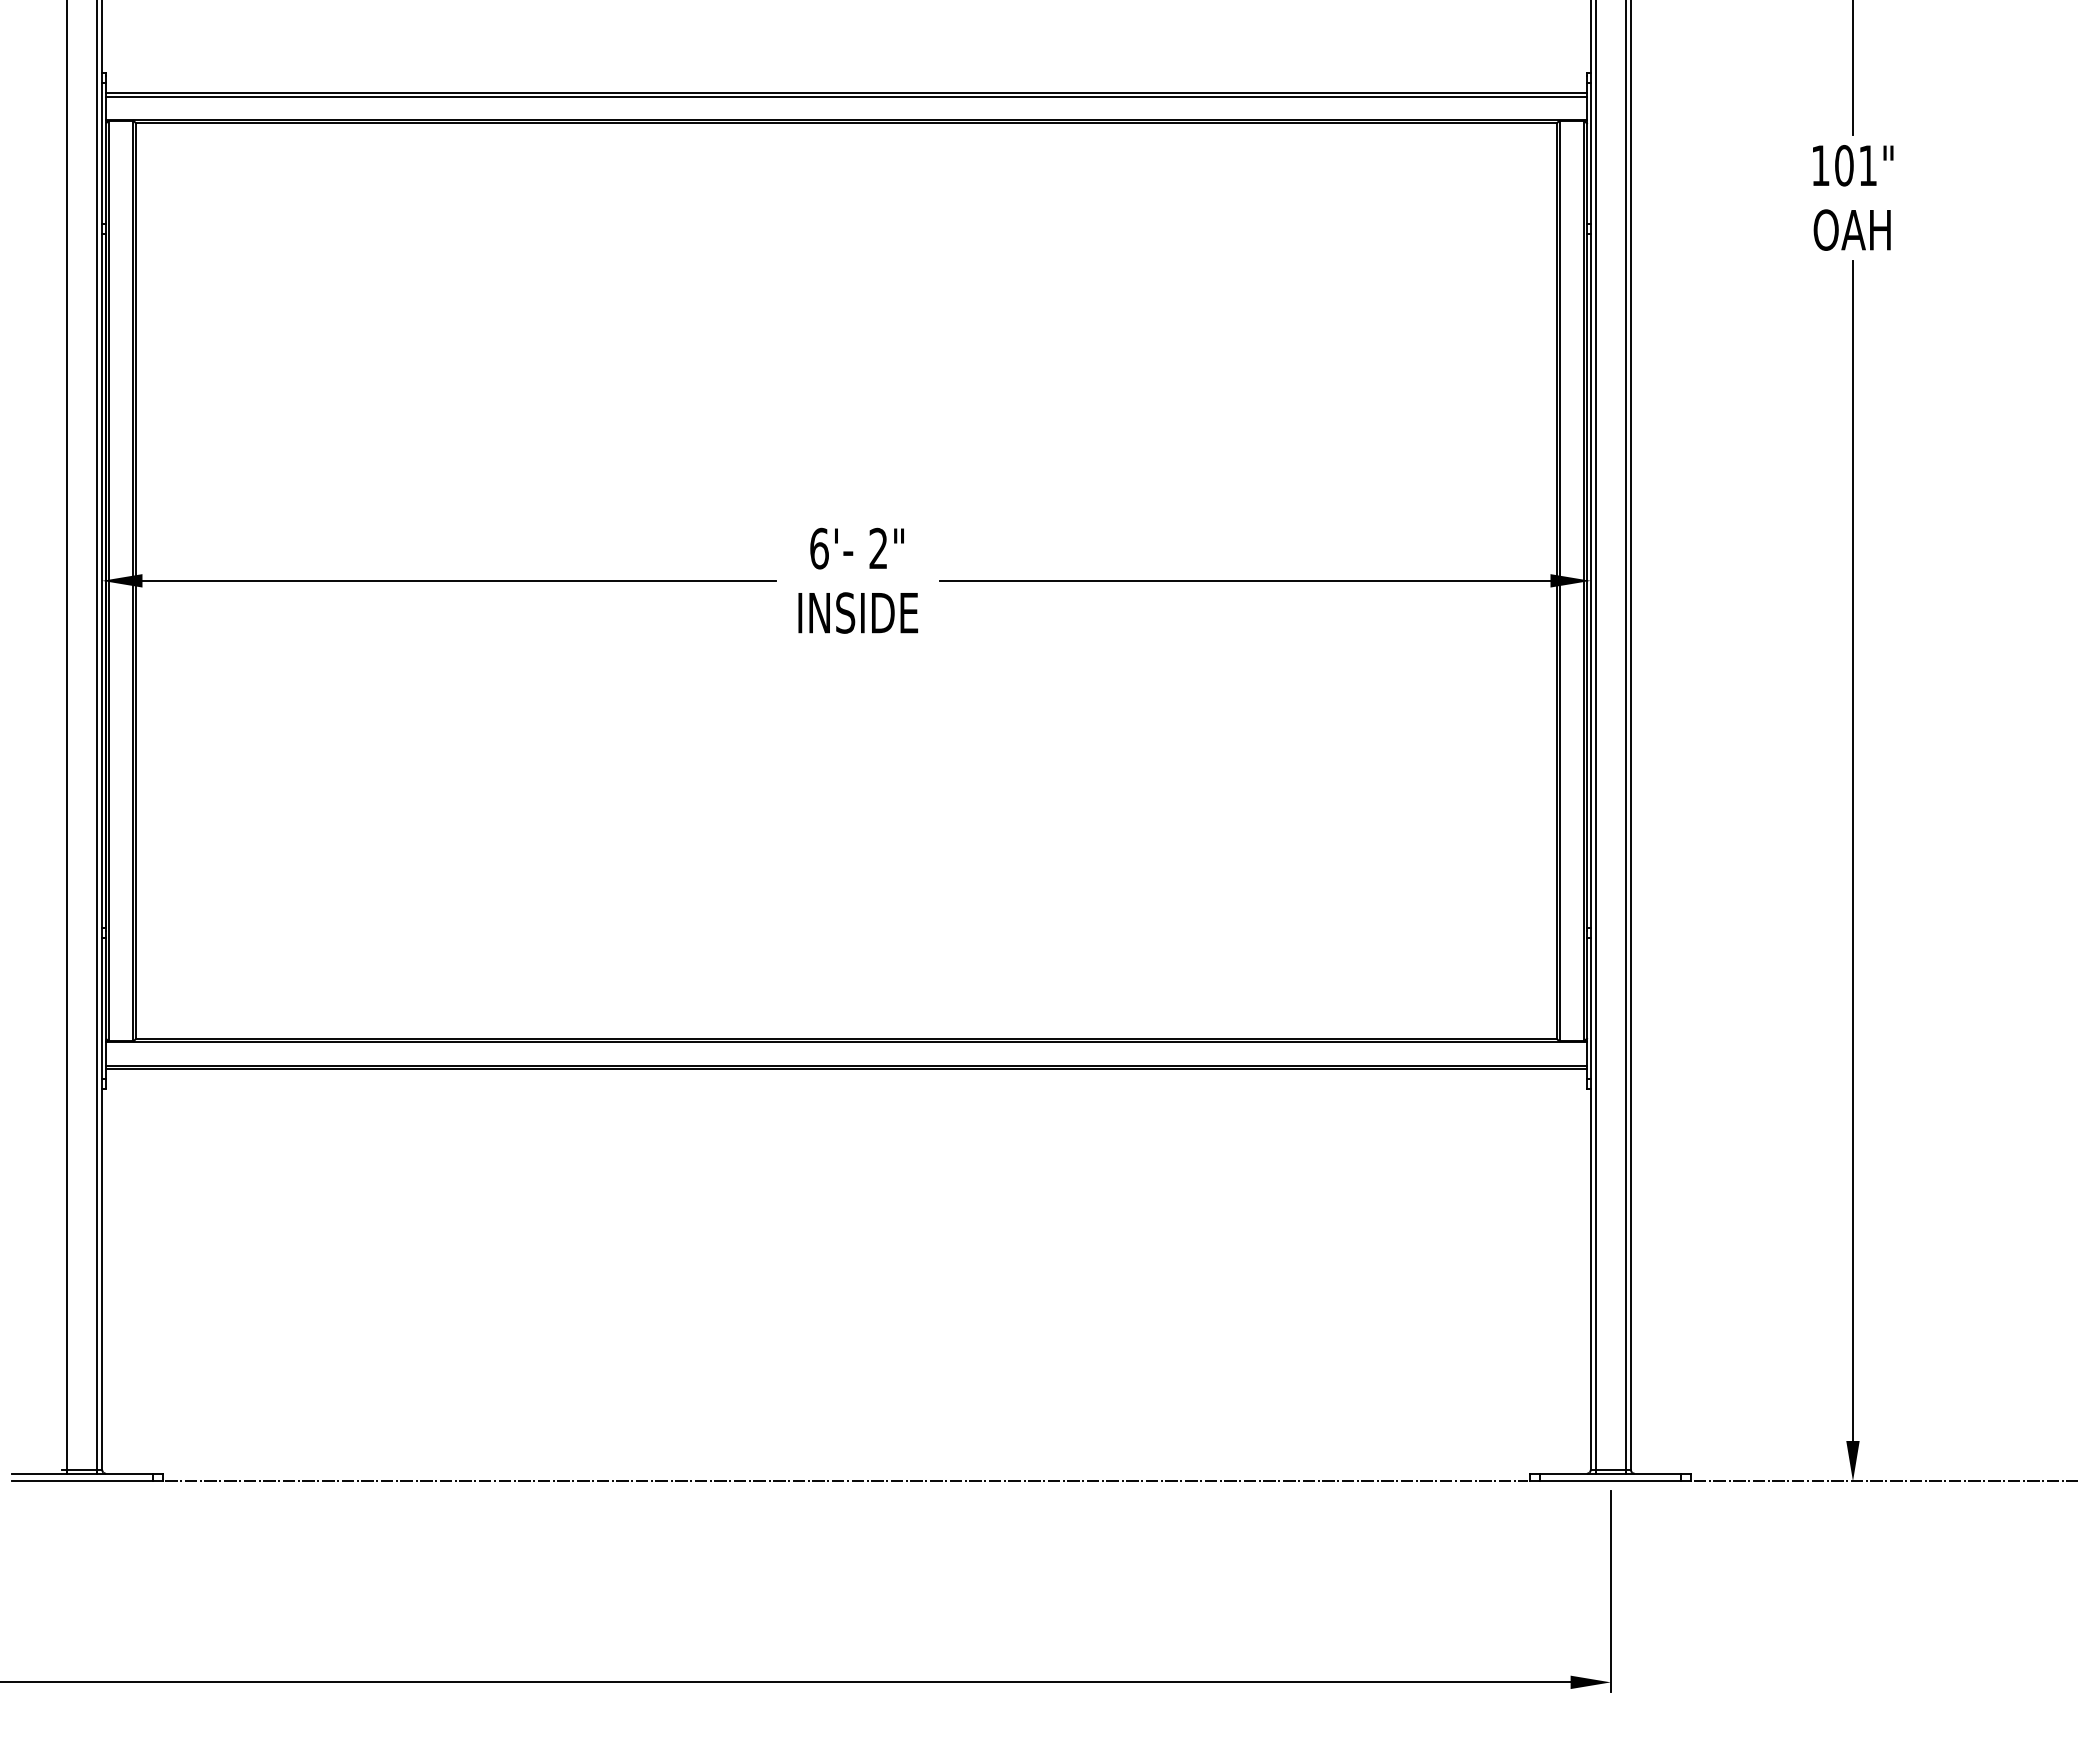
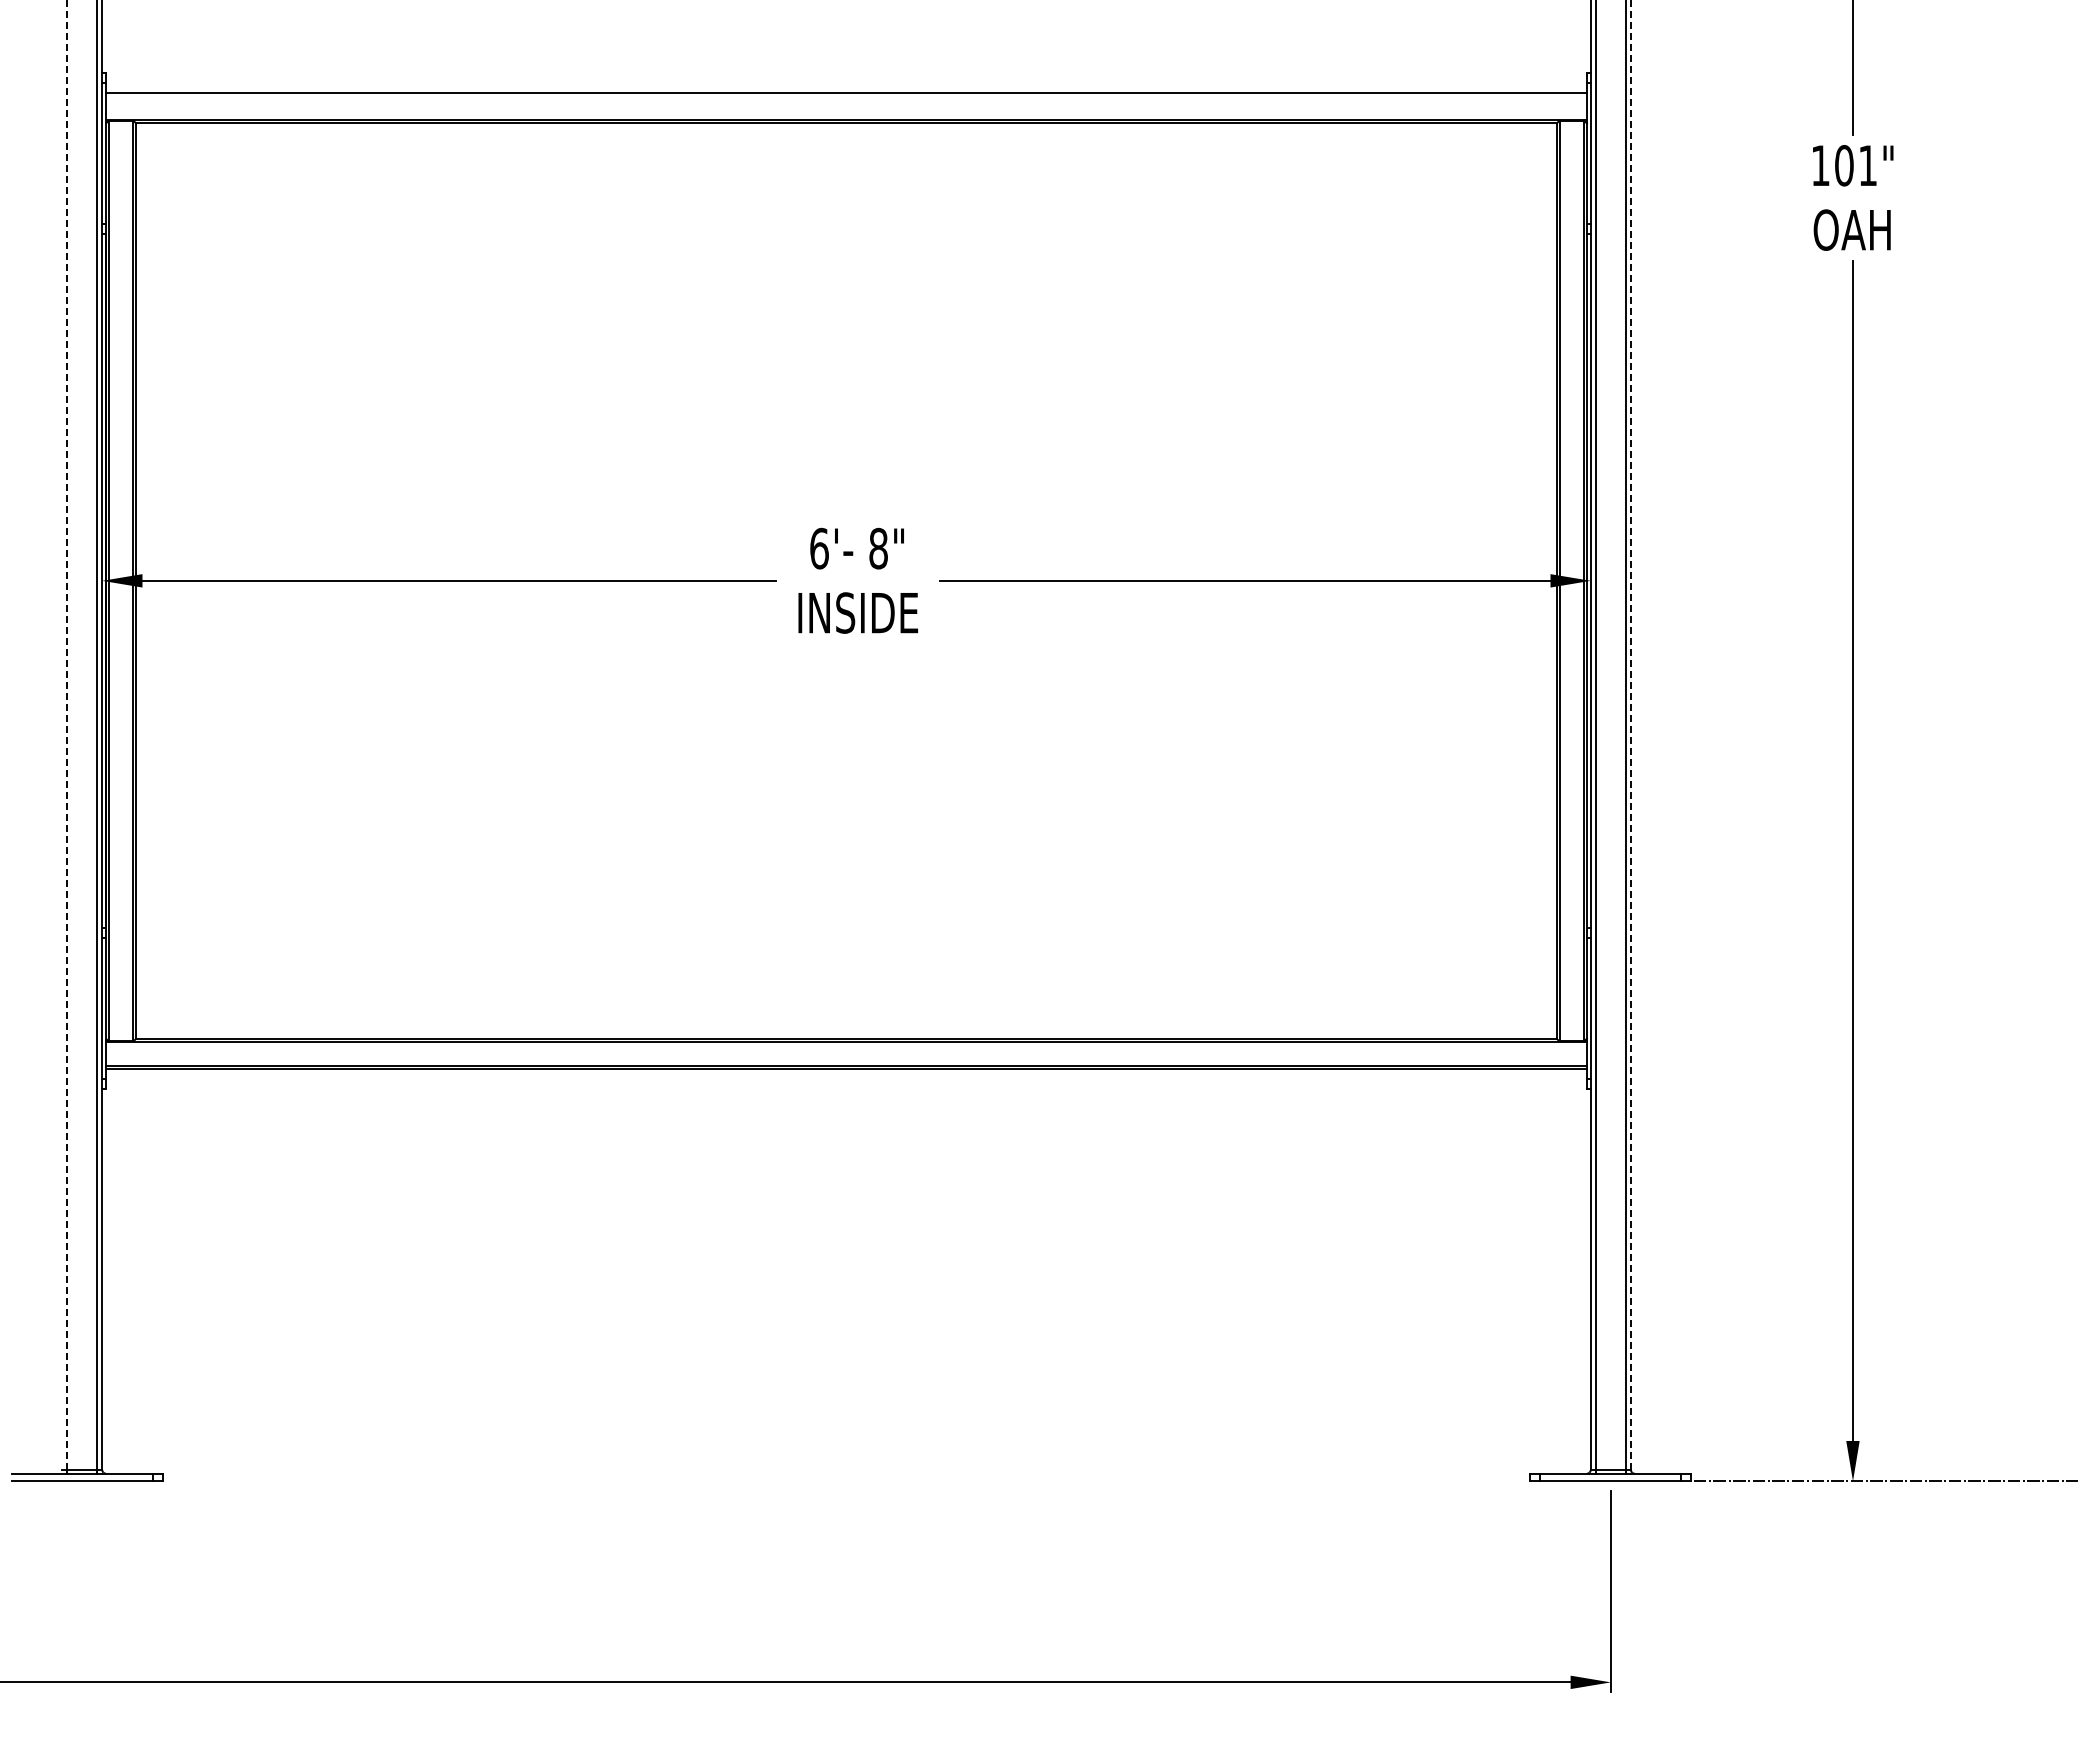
line: present -> none (846, 96)
text: 2" -> 8" (878, 548)
line: solid -> dashed (67, 735)
line: solid -> dashed (1630, 735)
line: present -> none (846, 1481)
